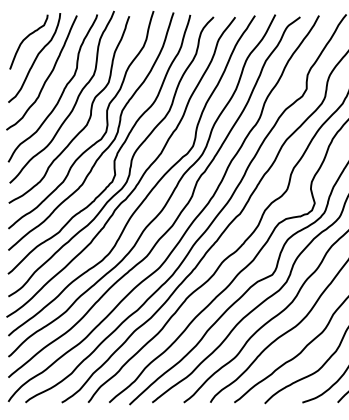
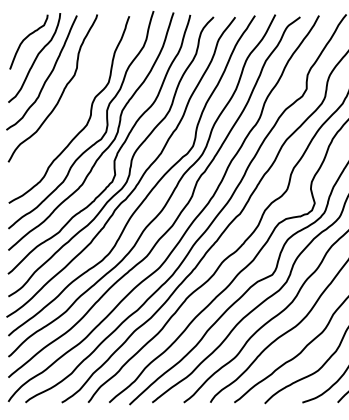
curve: present -> none (74, 103)
